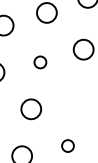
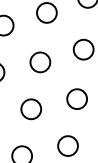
circle size: 15x15 px -> 23x23 px (40, 62)
circle: none -> present (76, 98)
circle size: 14x14 px -> 22x22 px (67, 145)
